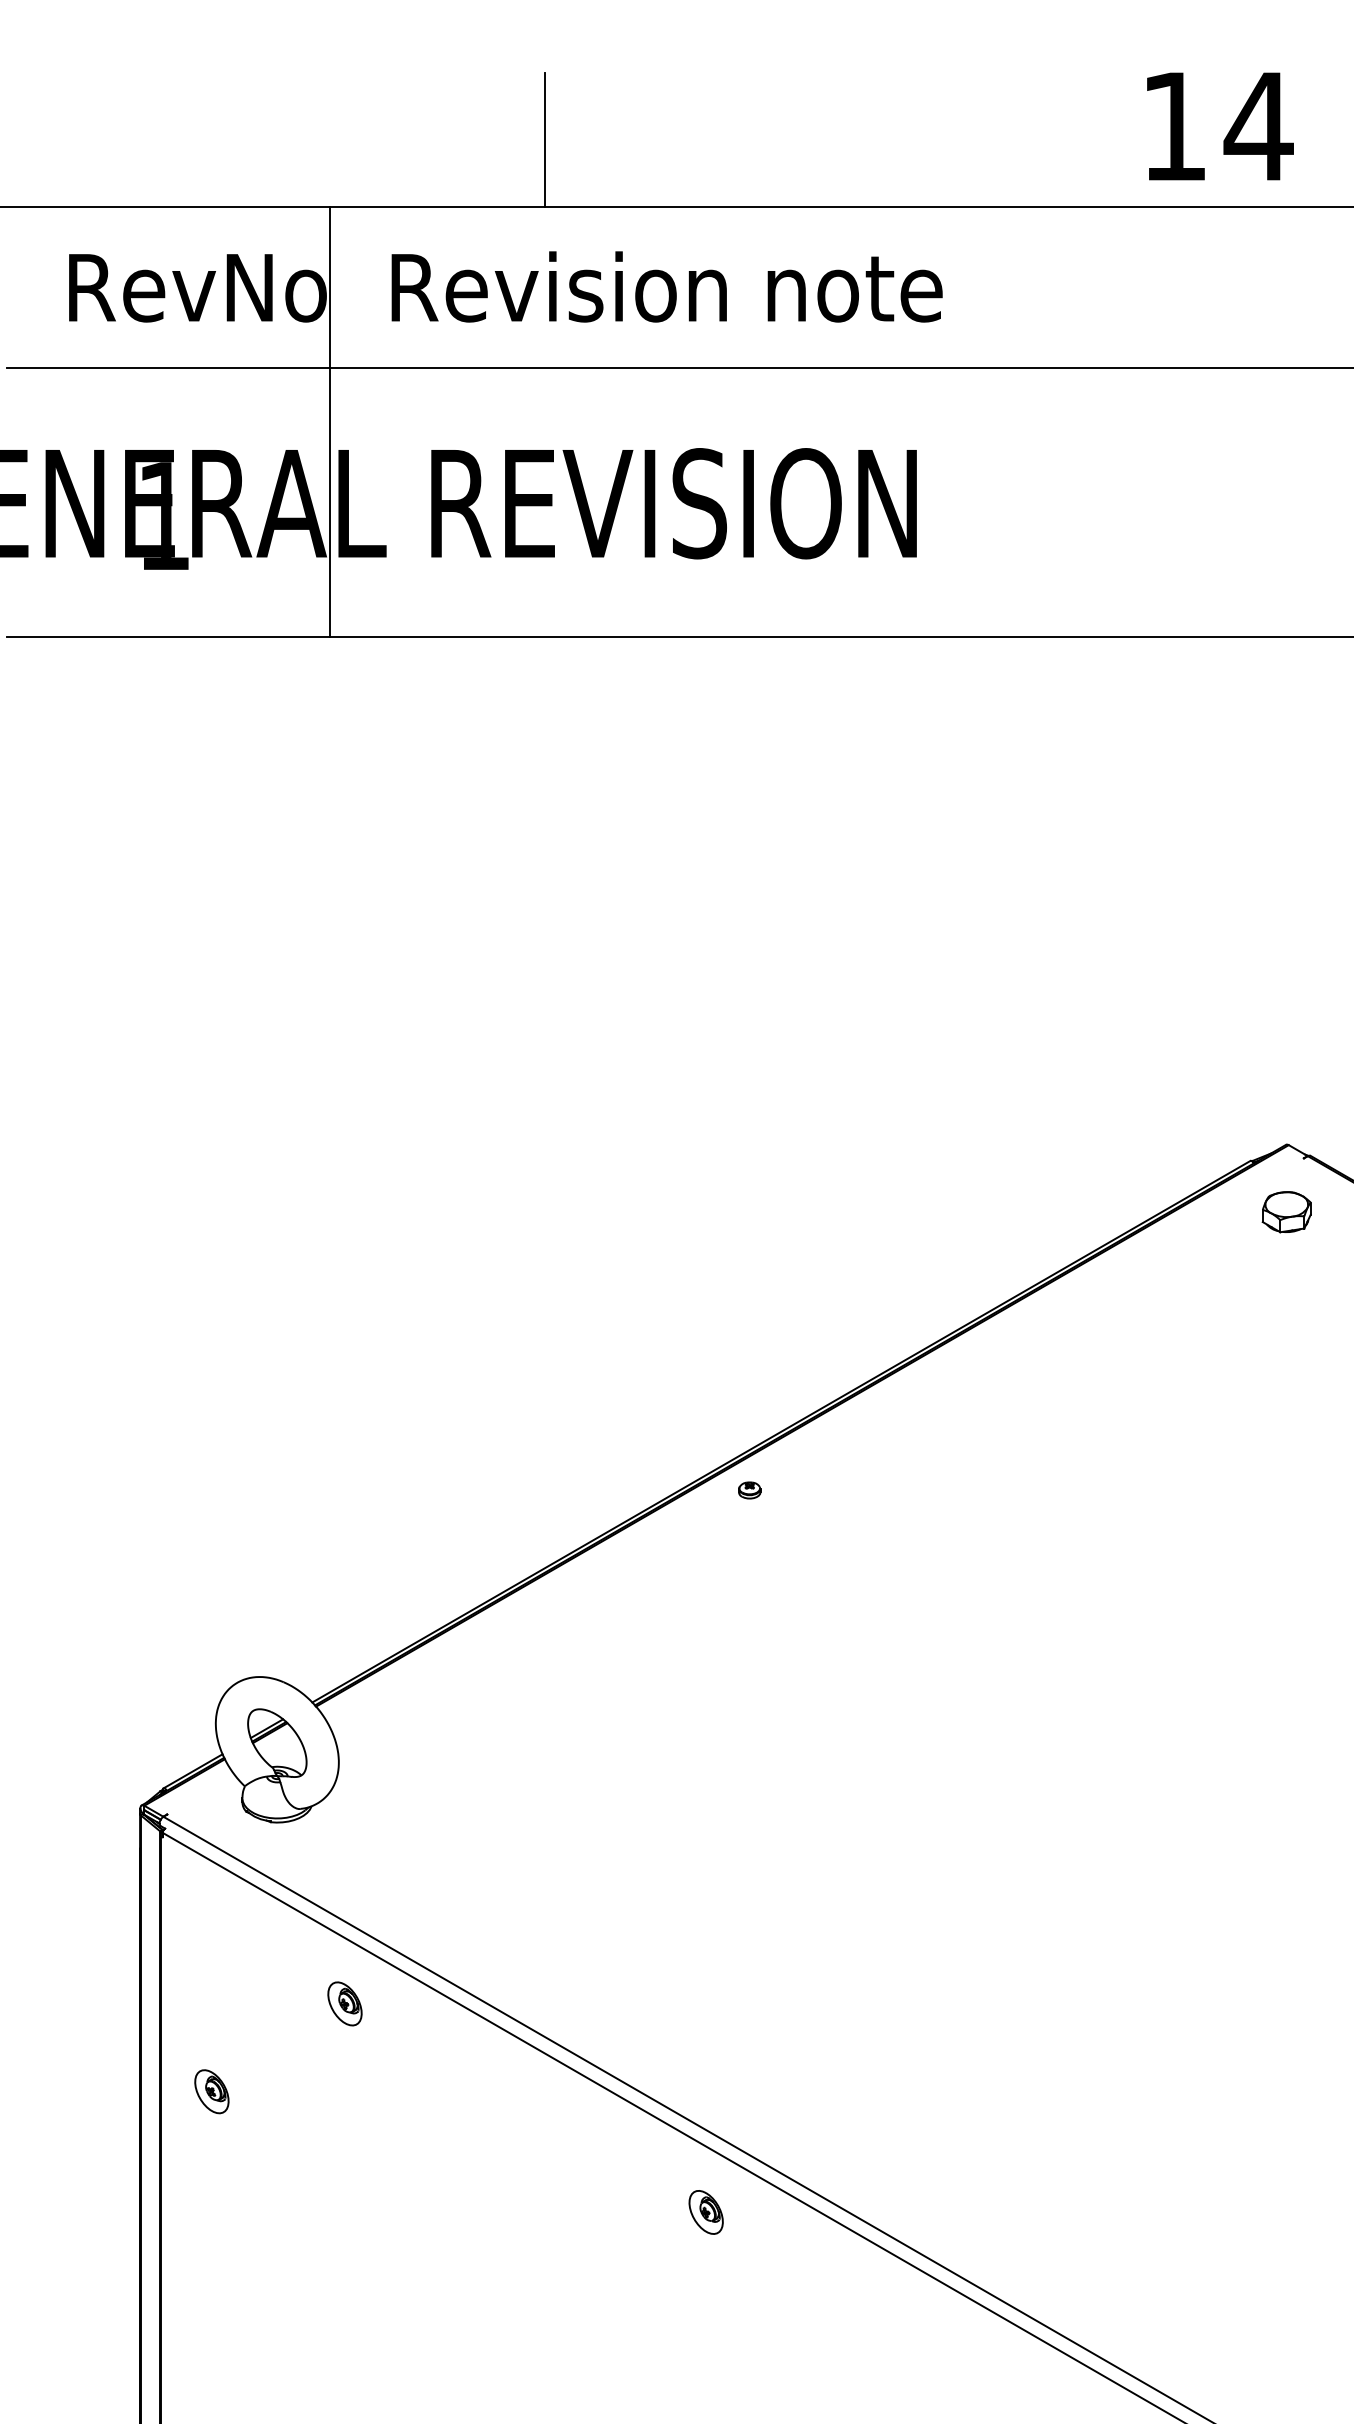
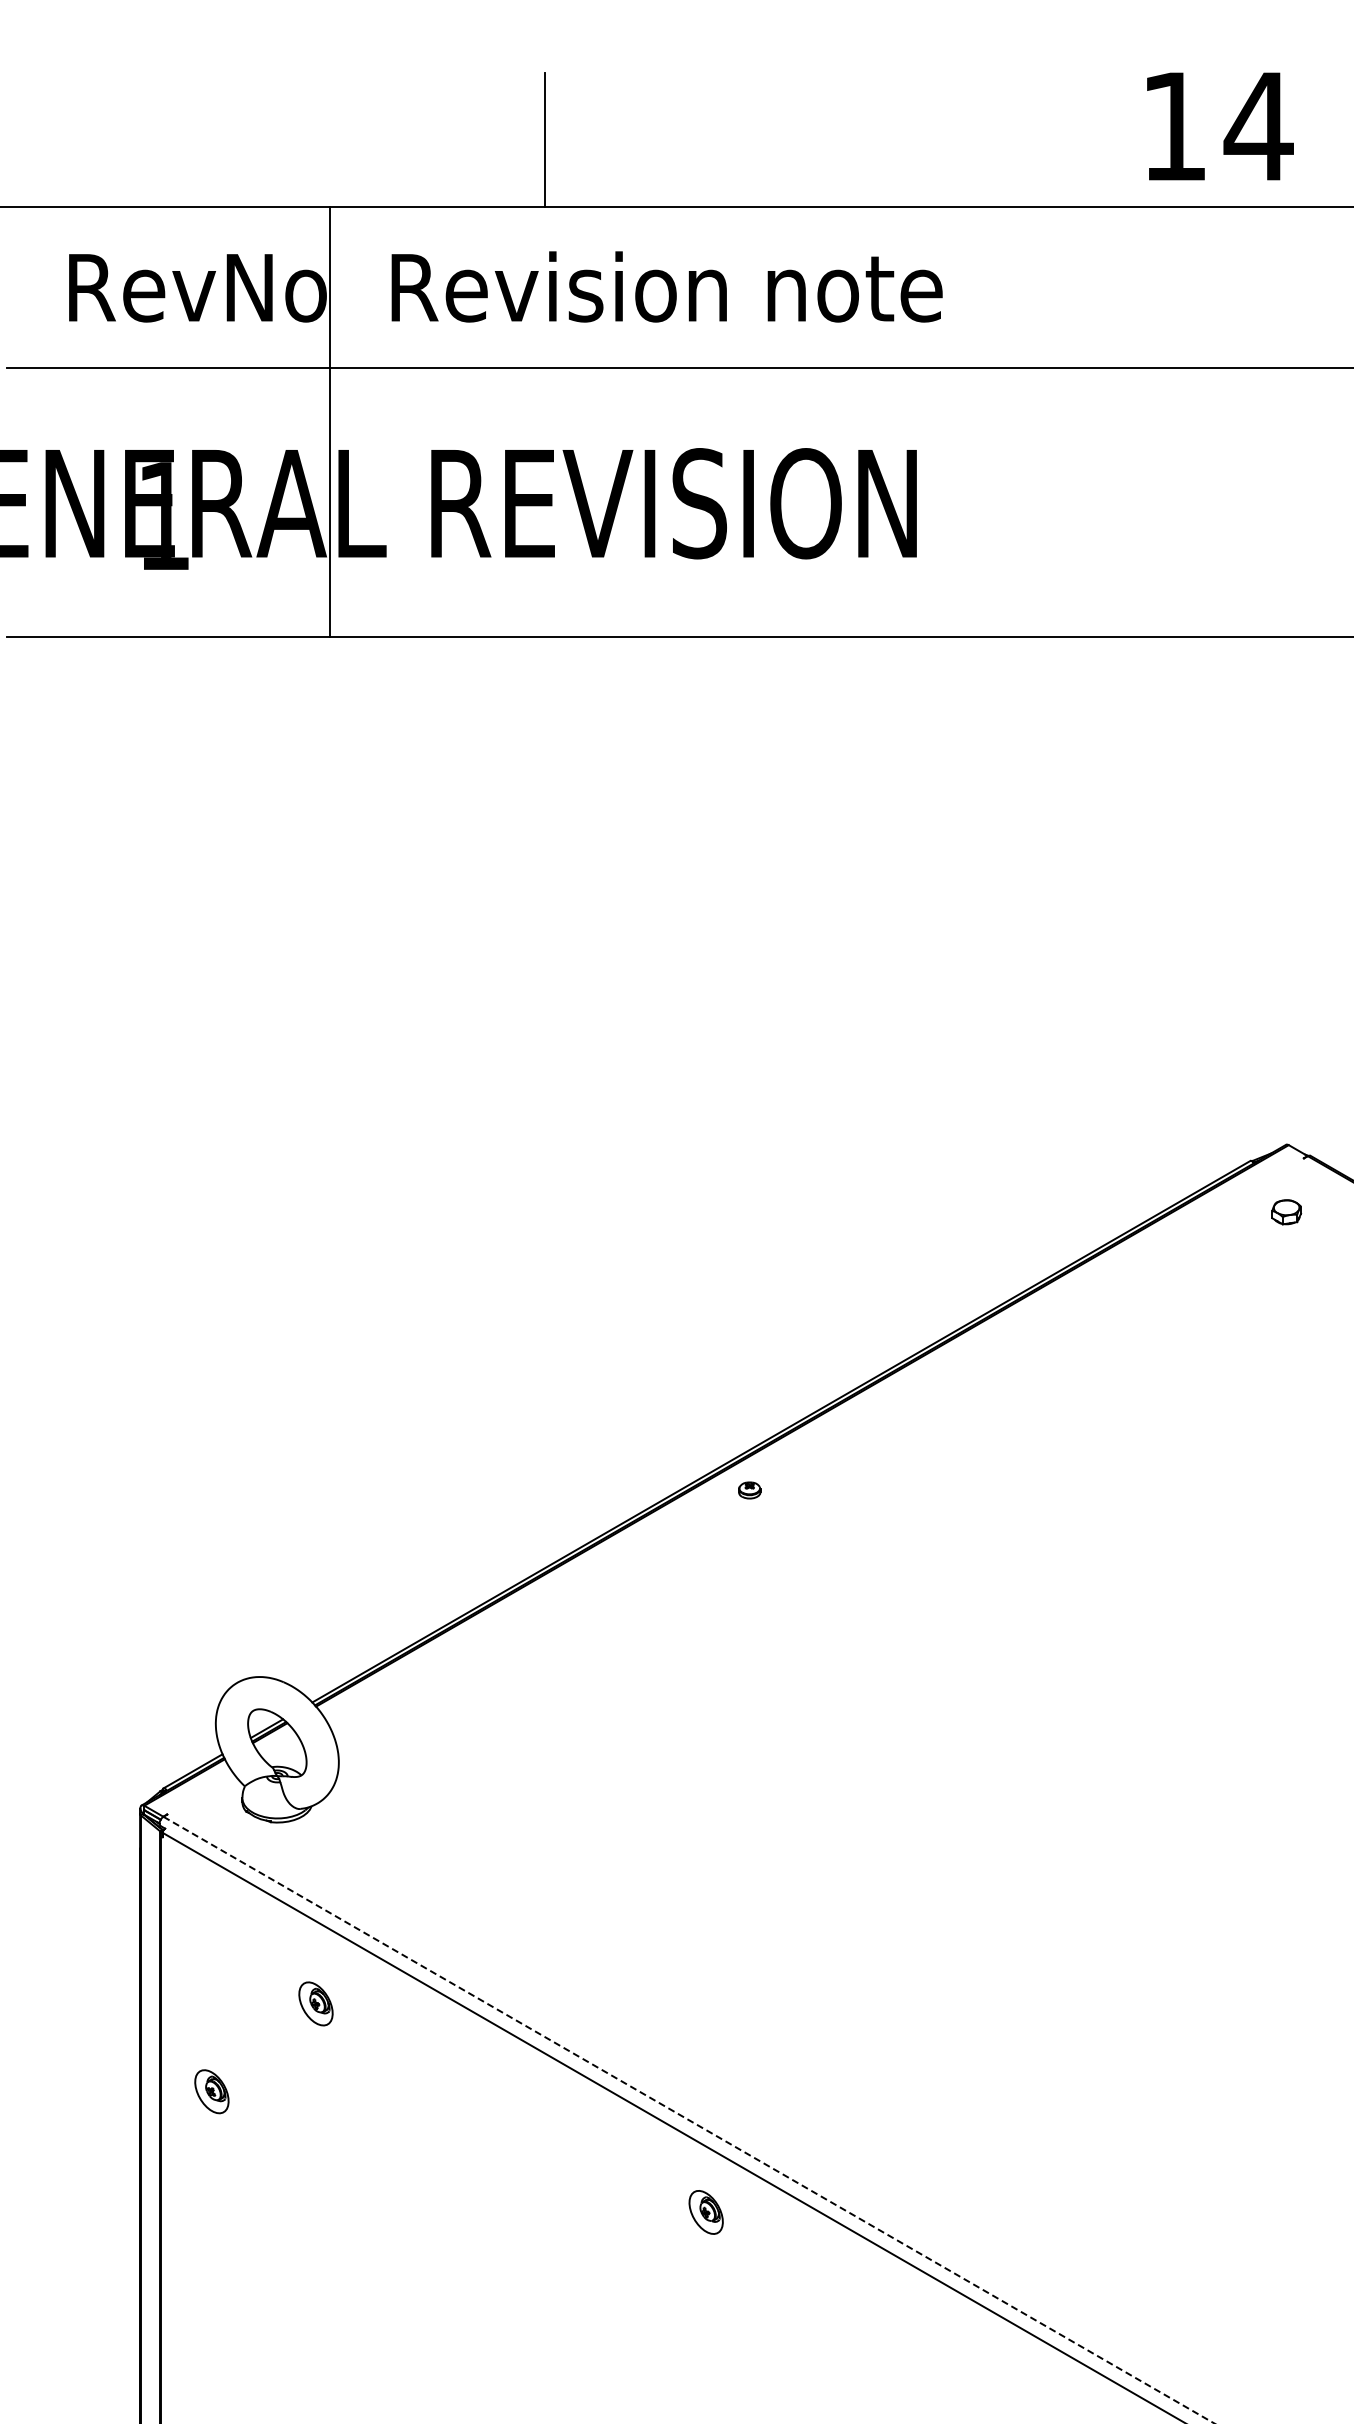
part size: 51x43 px -> 32x27 px (1286, 1212)
part position: (344, 2003) -> (315, 2003) (315, 2003)
line: solid -> dashed (689, 2120)
